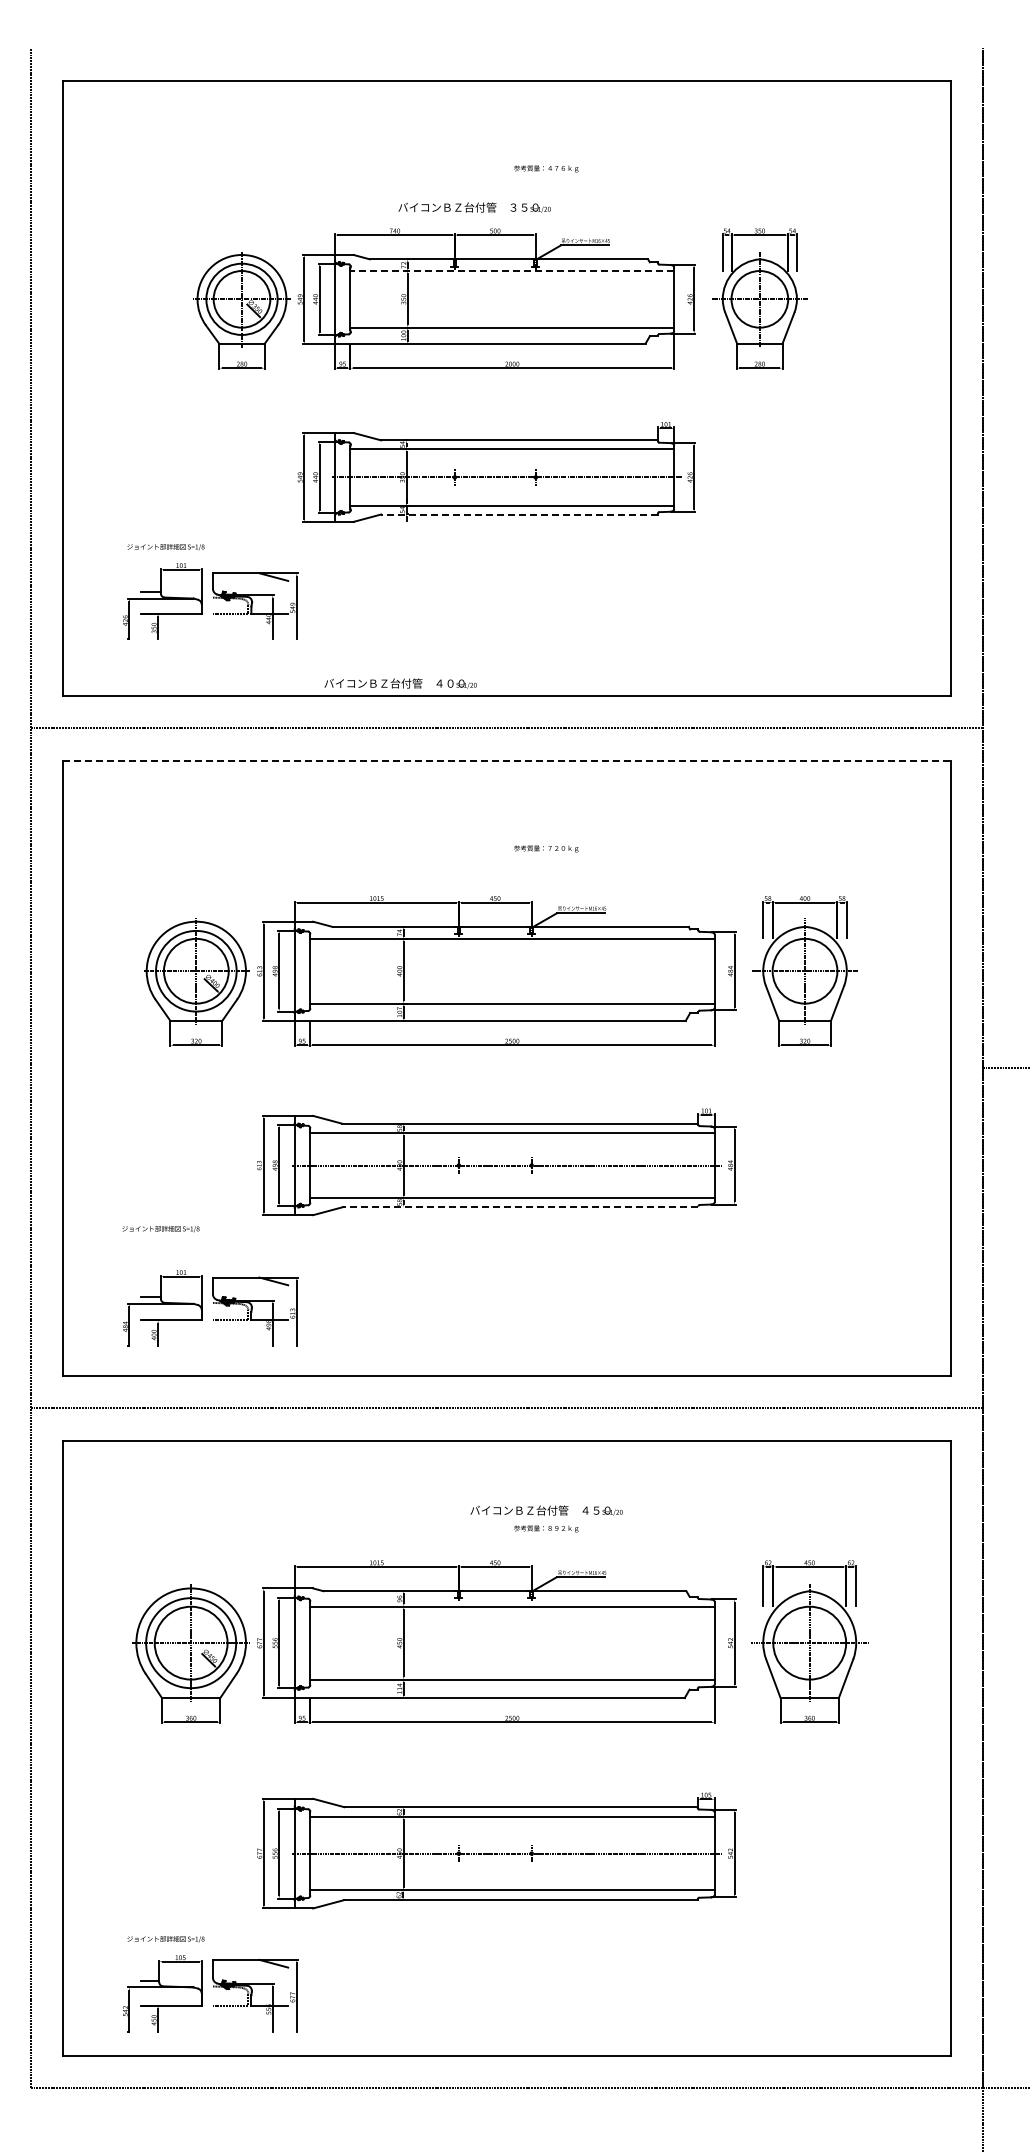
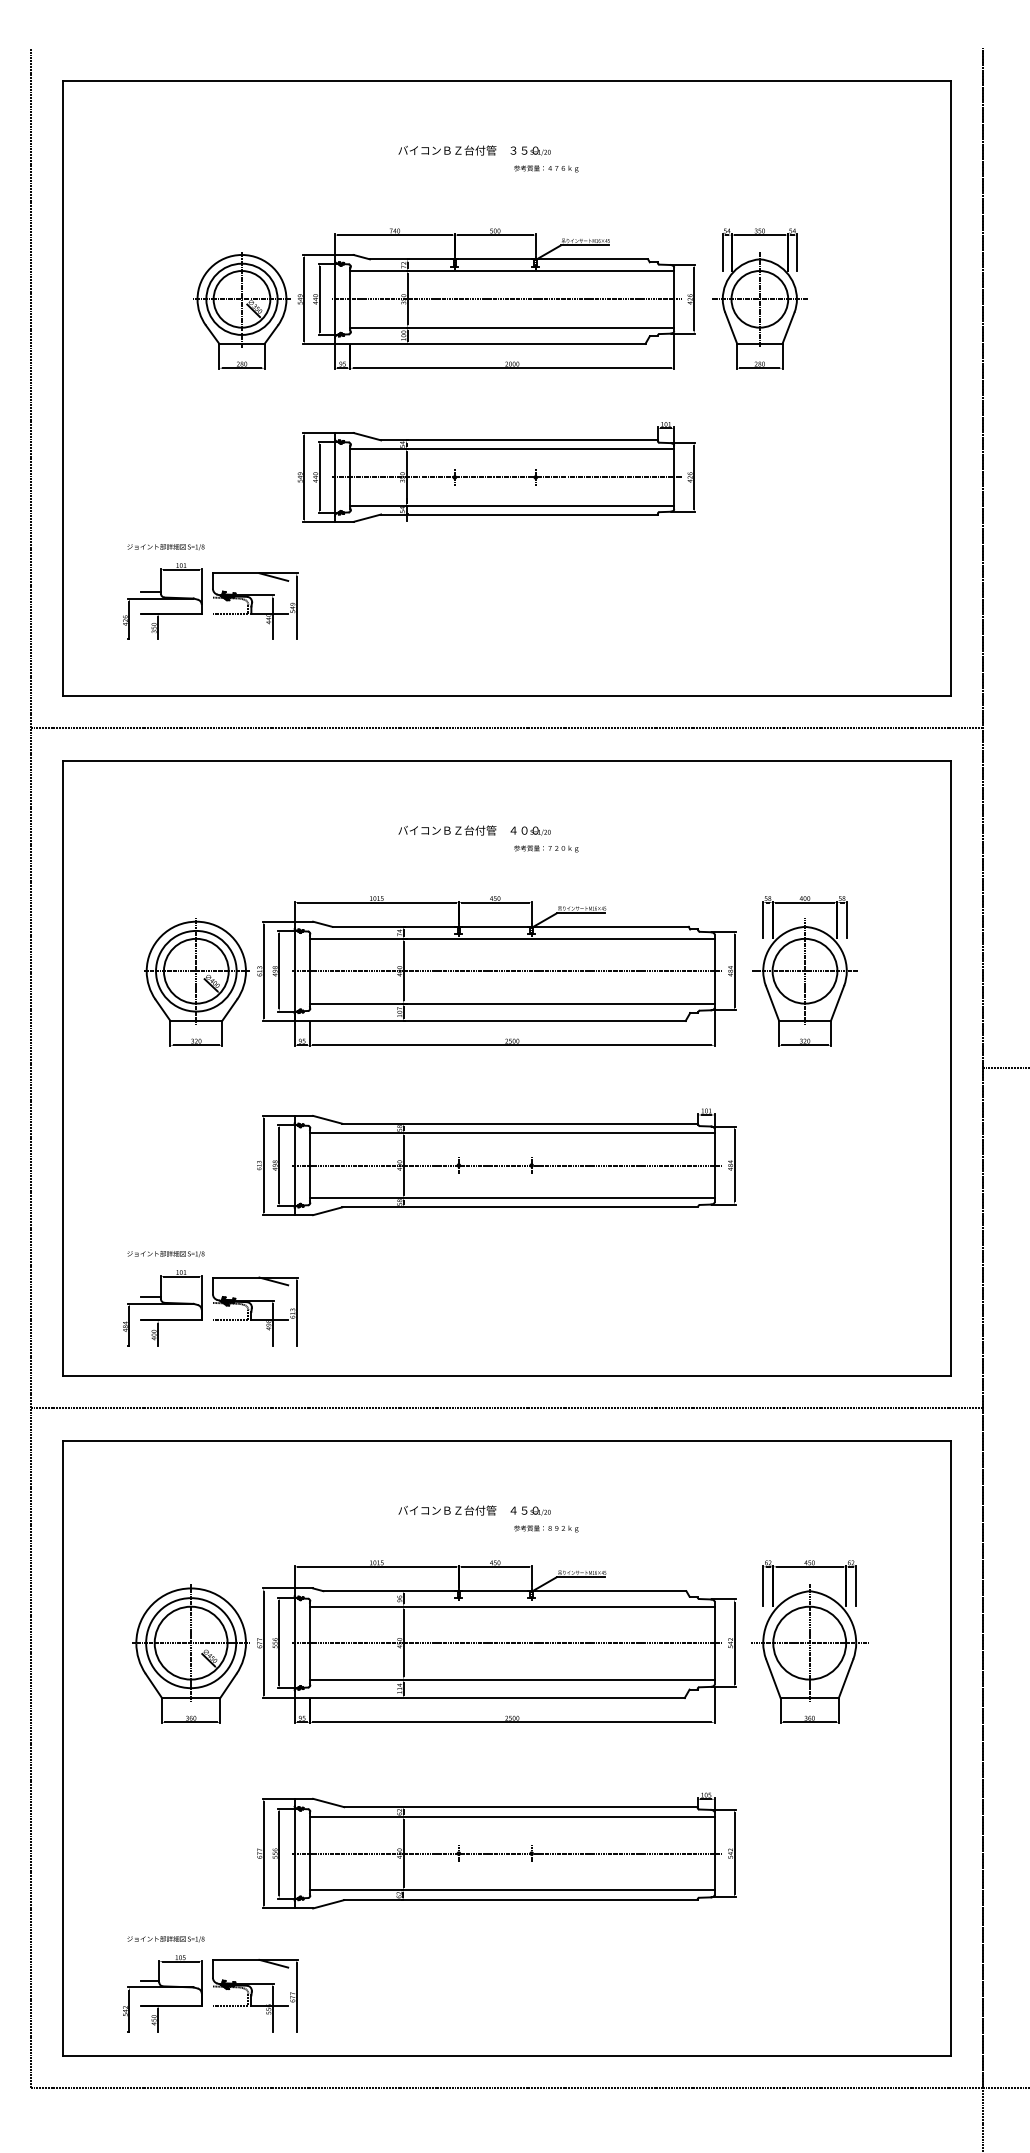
text position: (474, 207) -> (474, 150) (474, 150)
line: dashed -> solid (512, 271)
line: none -> present (506, 299)
line: dashed -> solid (518, 514)
text position: (400, 683) -> (474, 830) (474, 830)
line: dashed -> solid (506, 760)
line: none -> present (506, 971)
line: dashed -> solid (520, 1207)
text position: (160, 1229) -> (165, 1254) (165, 1254)
text position: (546, 1510) -> (474, 1510) (474, 1510)
line: none -> present (506, 1643)
